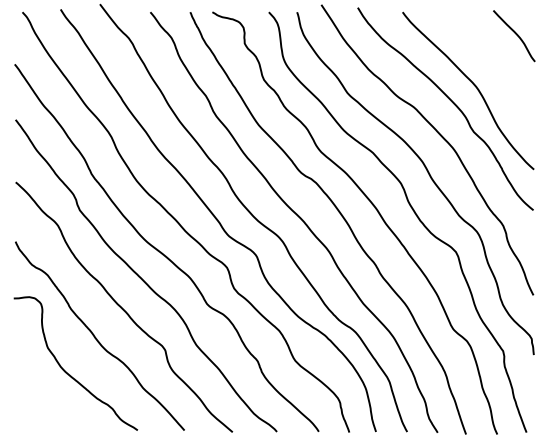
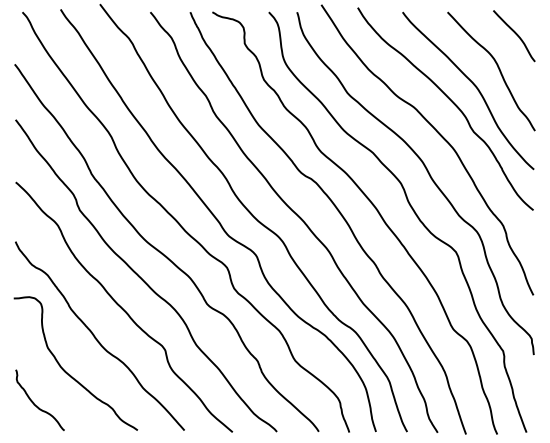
curve: none -> present (497, 67)
curve: none -> present (34, 402)
